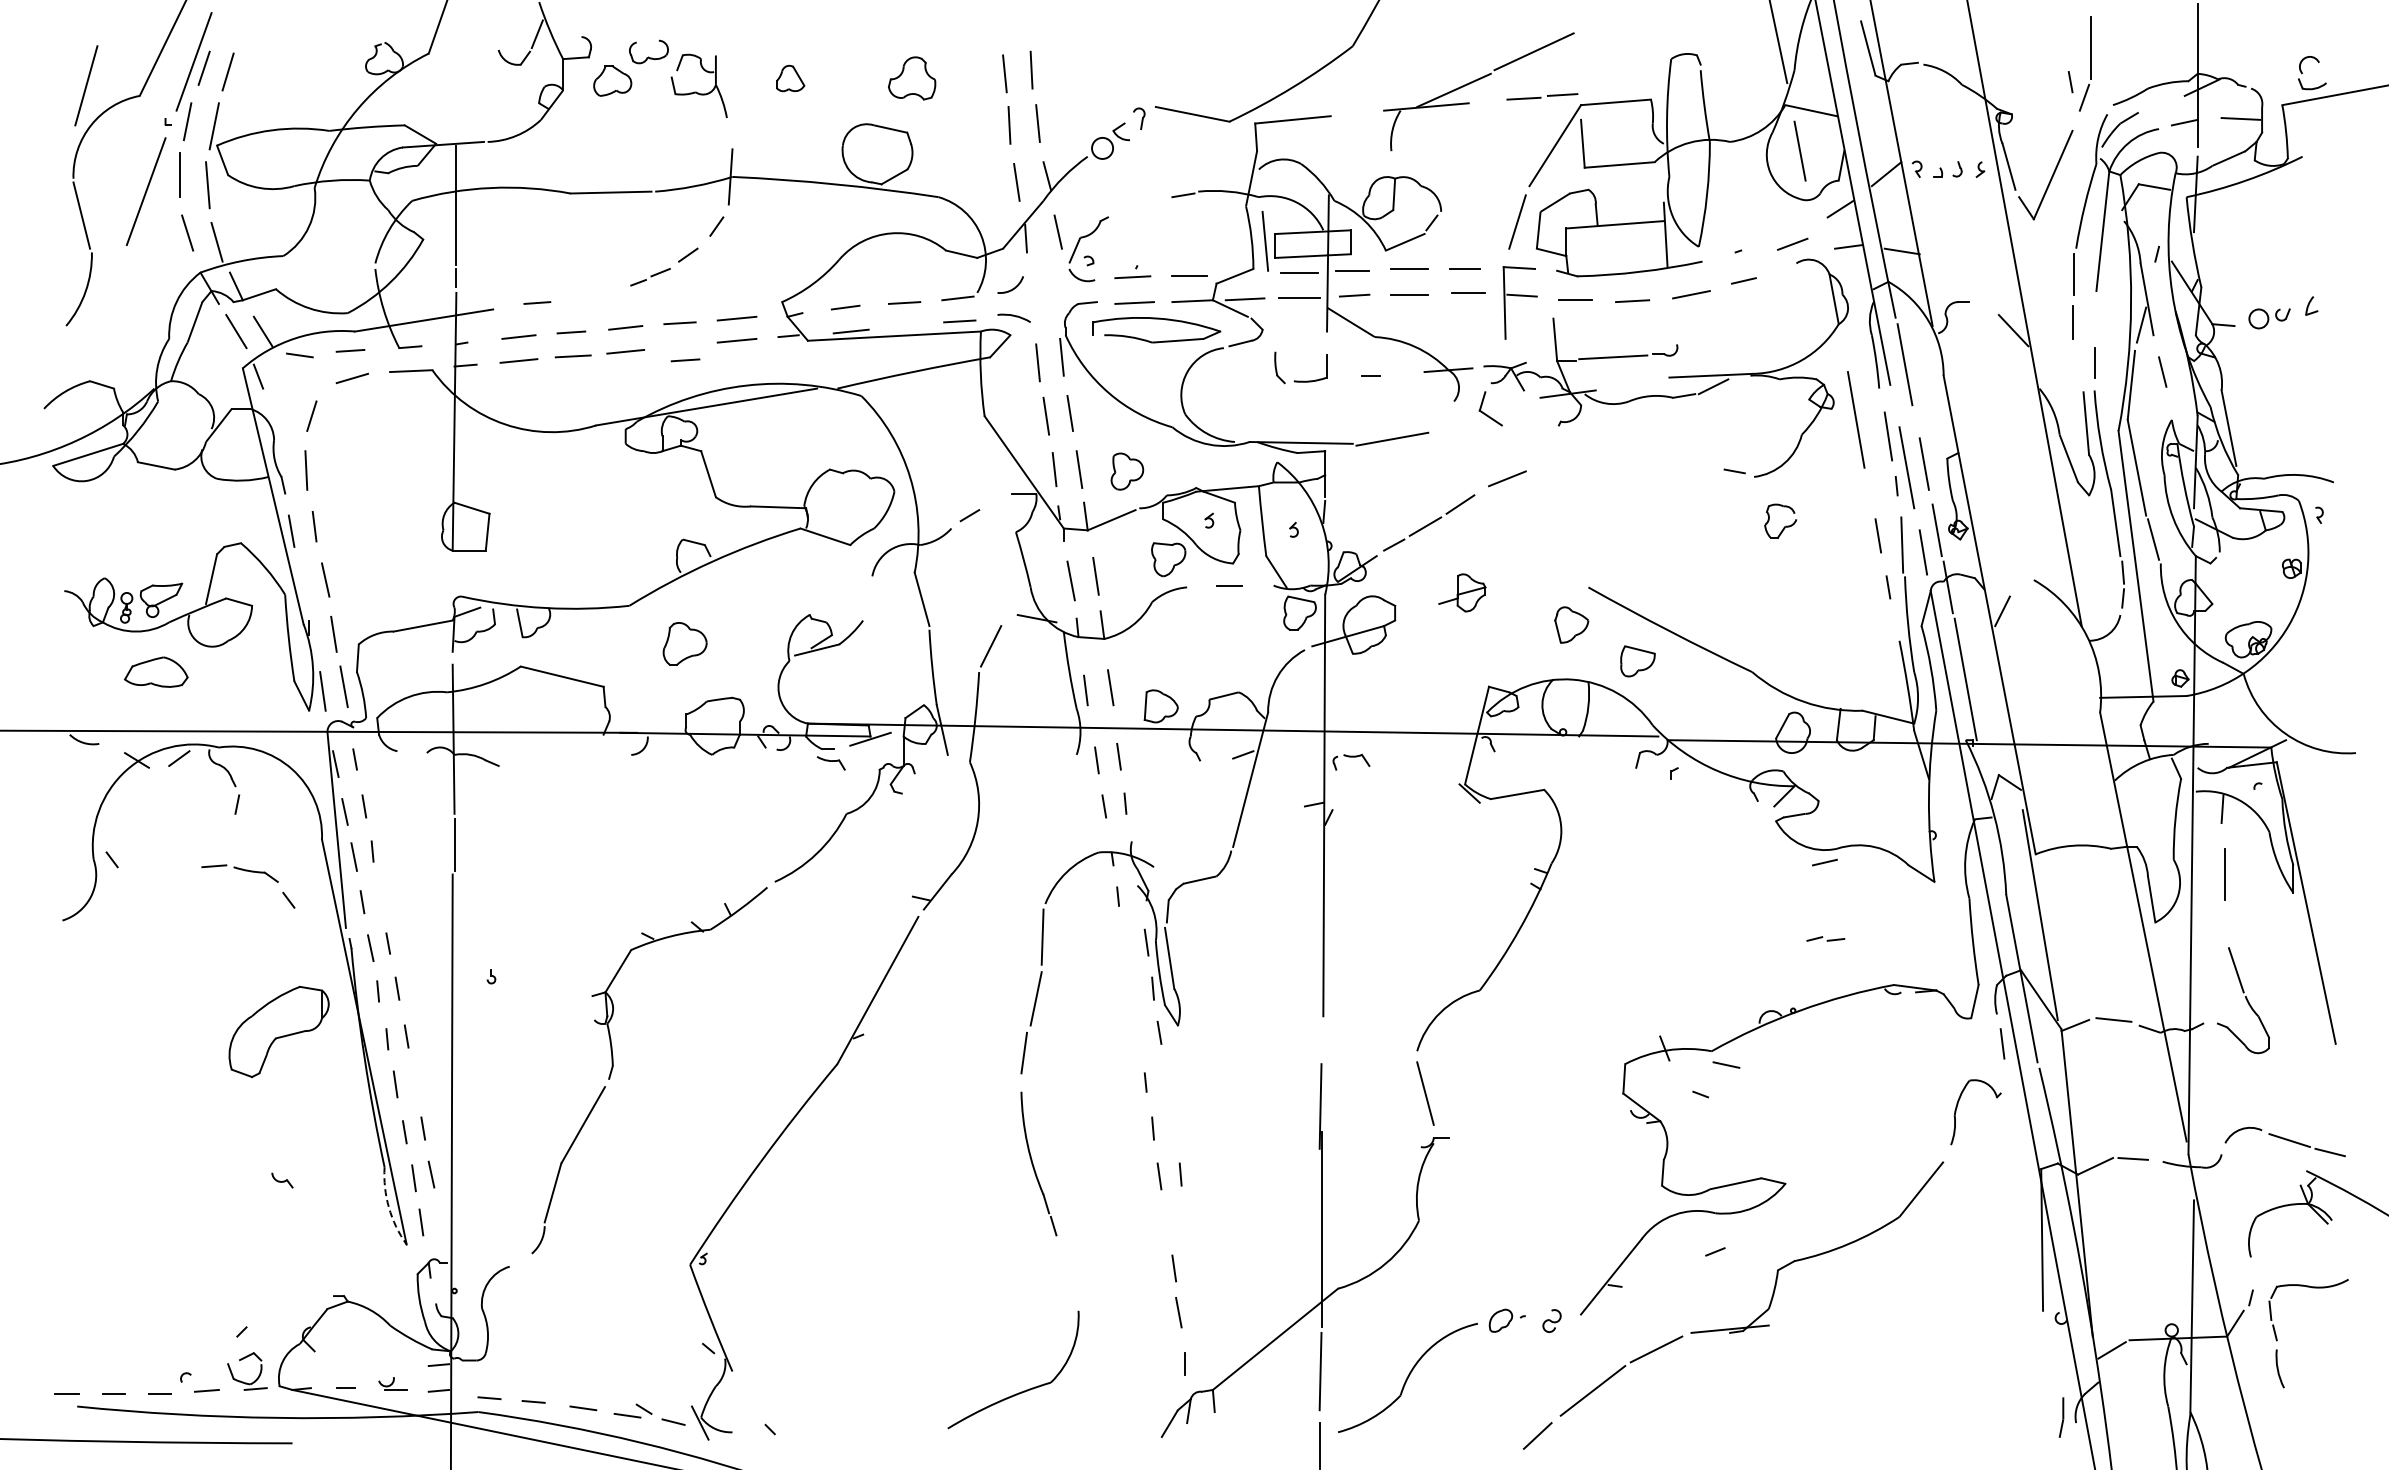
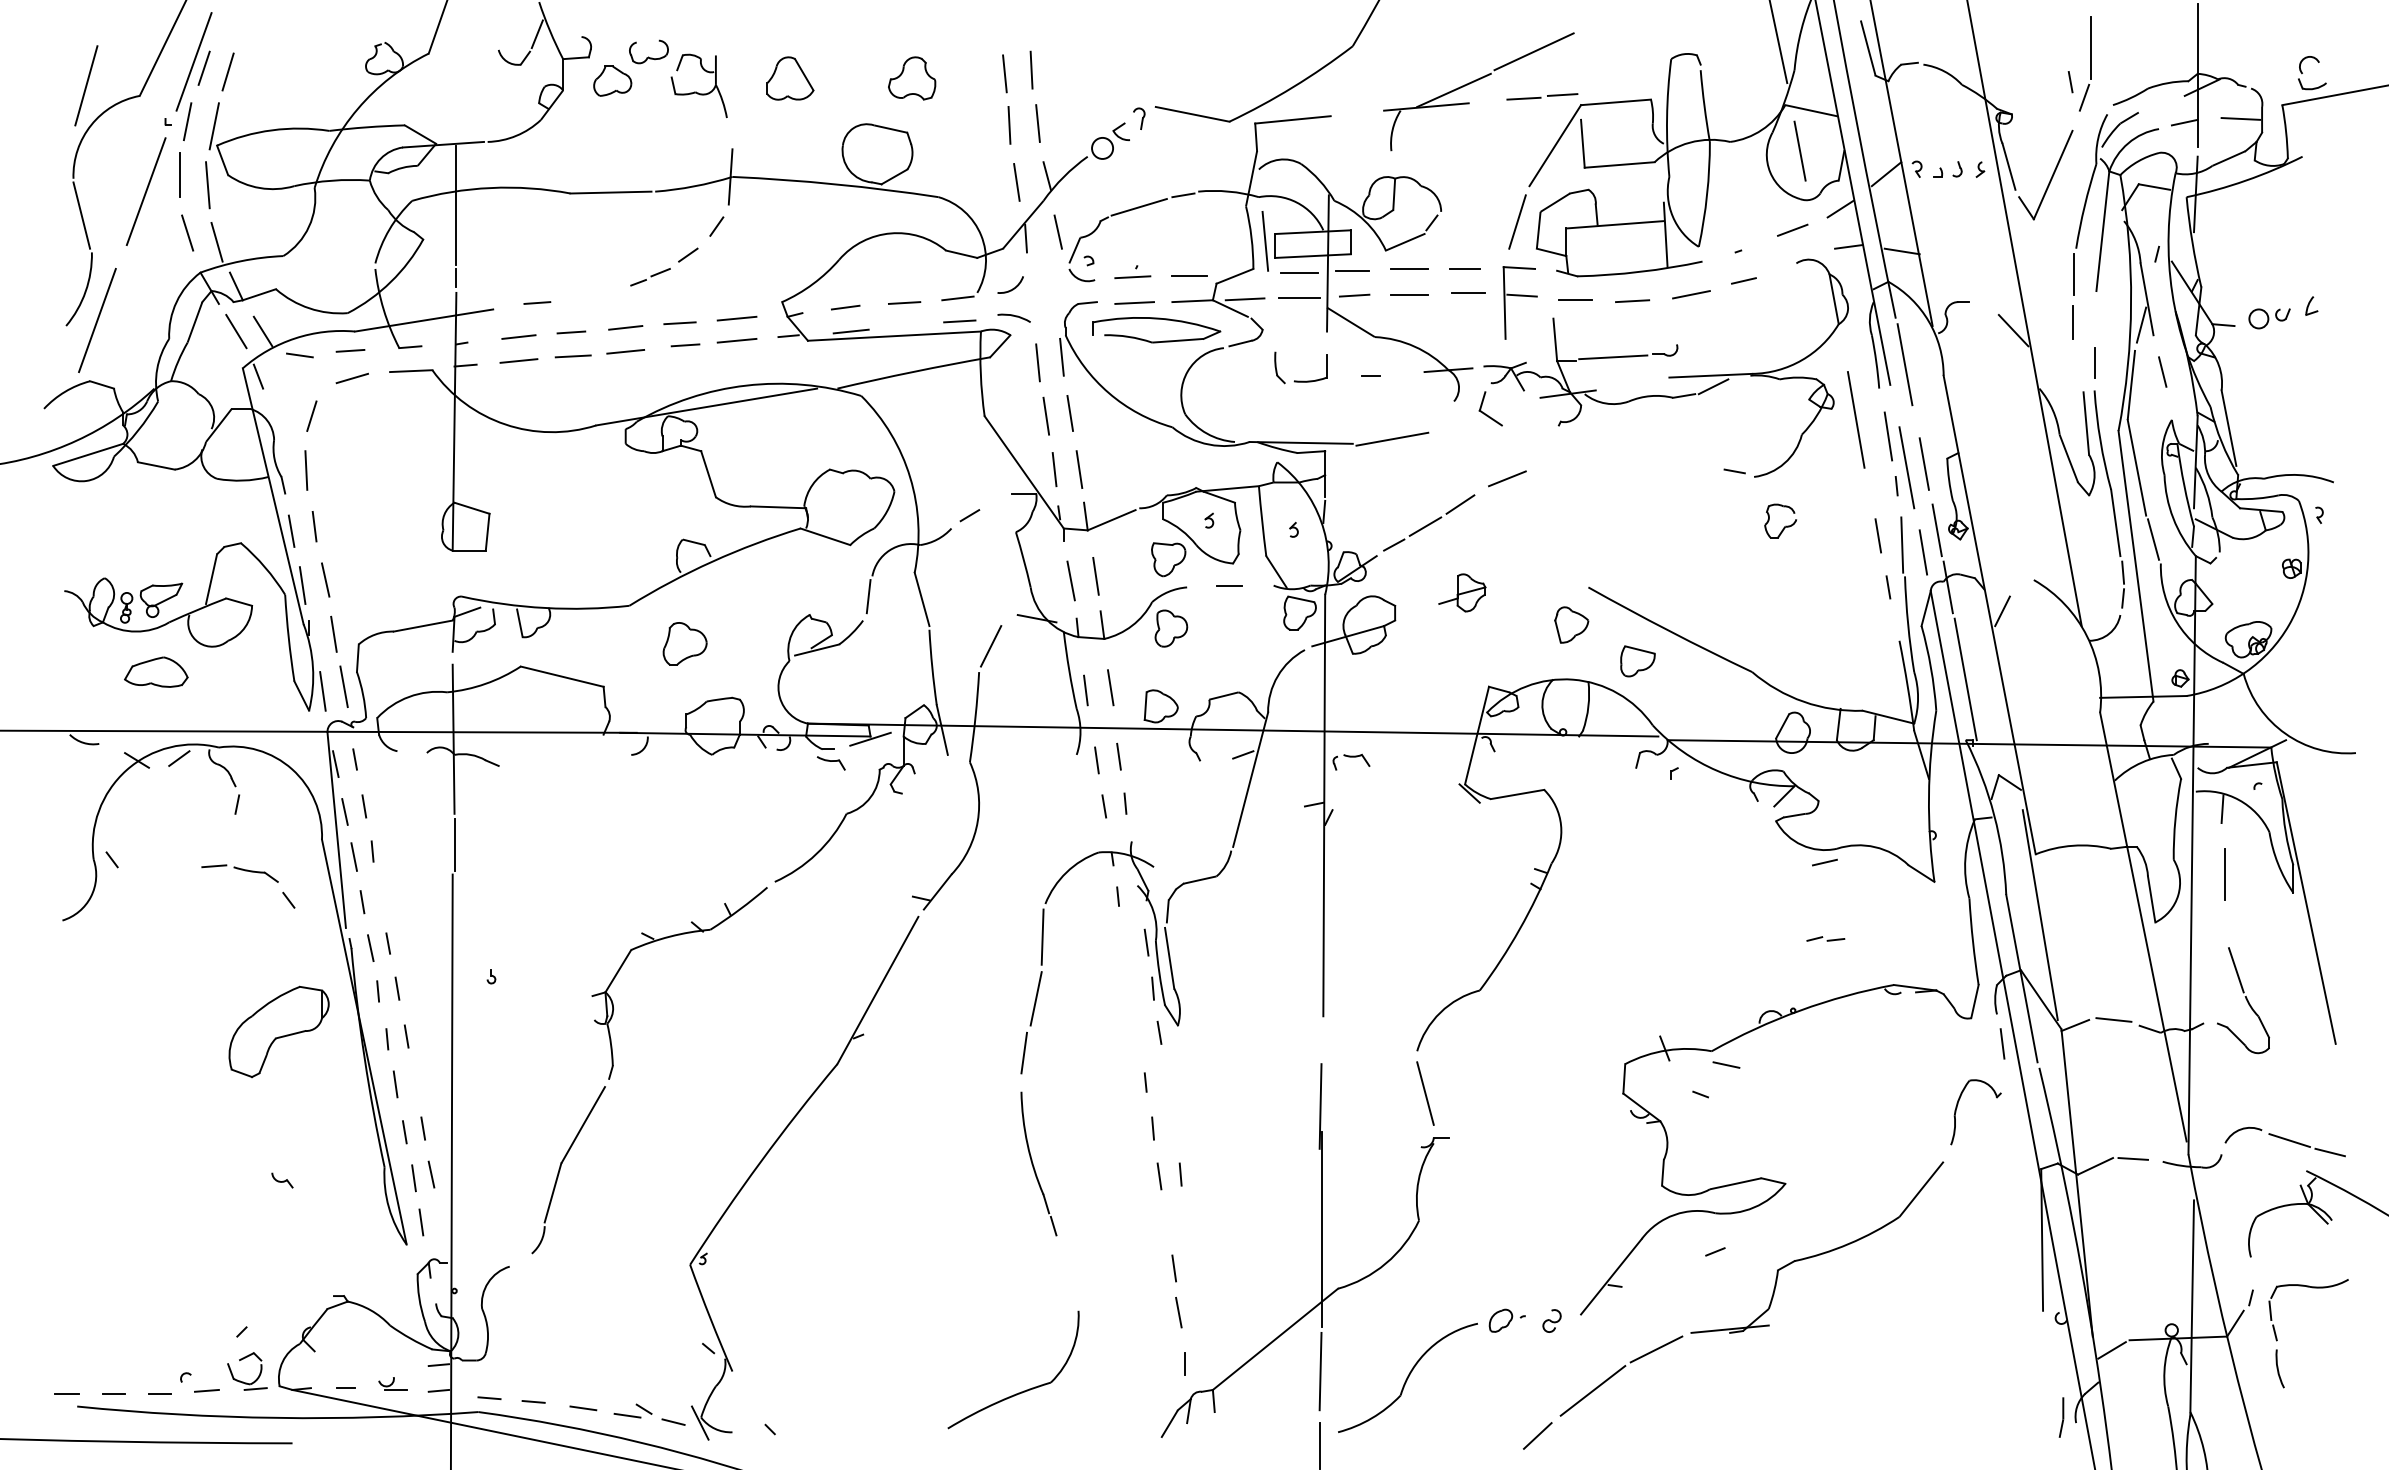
part size: 30x29 px -> 49x45 px (790, 78)
line: none -> present (1138, 207)
line position: (1792, 243) -> (1792, 229) (1792, 229)
line: none -> present (97, 320)
line position: (685, 360) -> (685, 345) (685, 345)
part position: (1127, 471) -> (1171, 628) (1171, 628)
line: none -> present (302, 585)
line: none -> present (868, 596)
arc: dashed -> solid (389, 1207)
